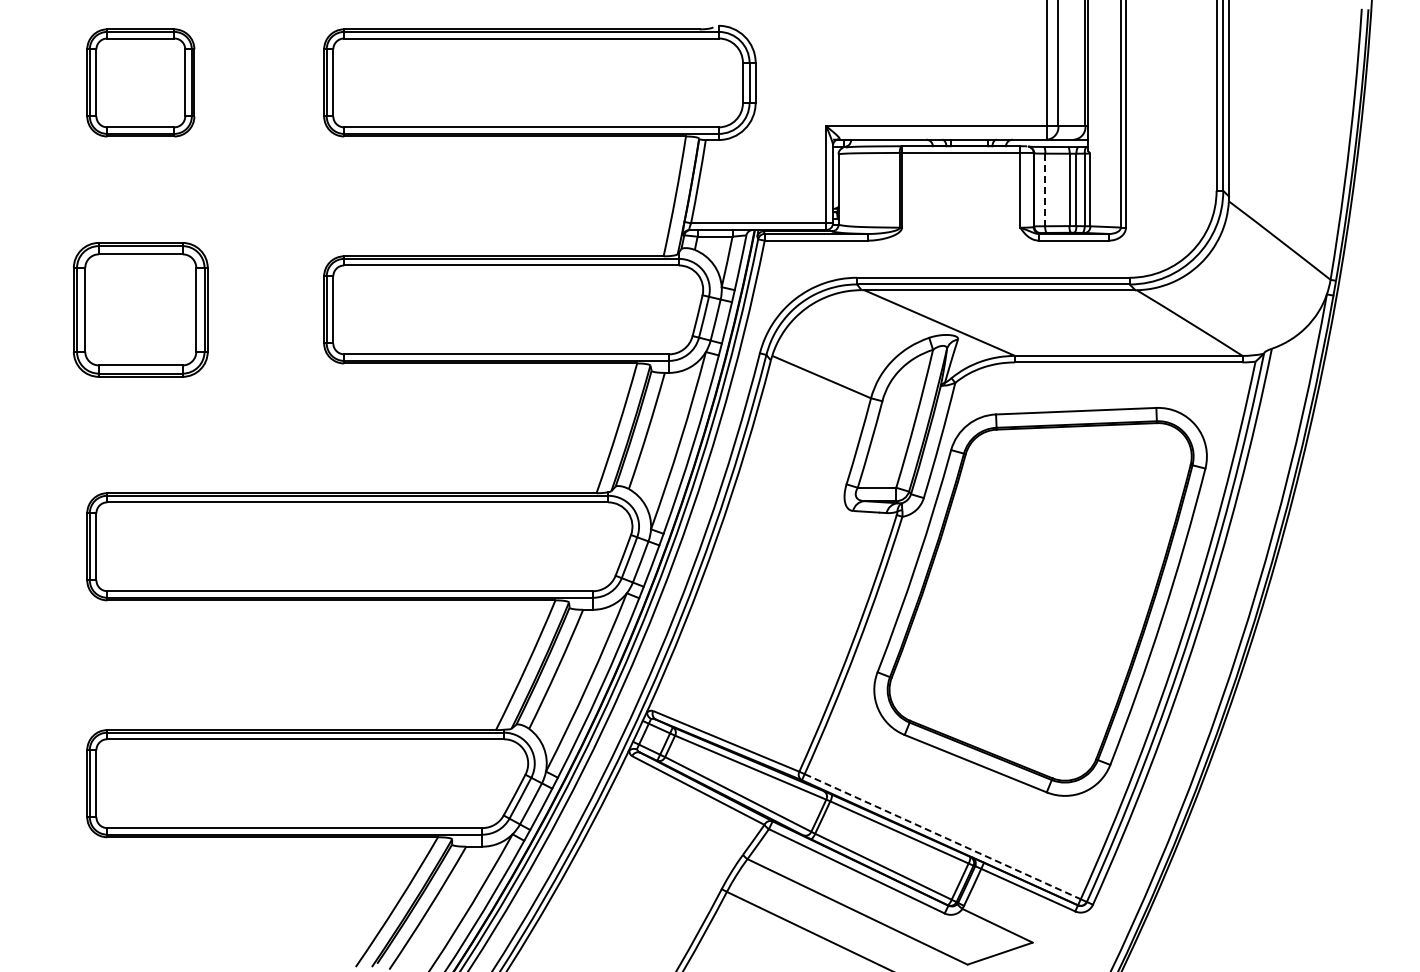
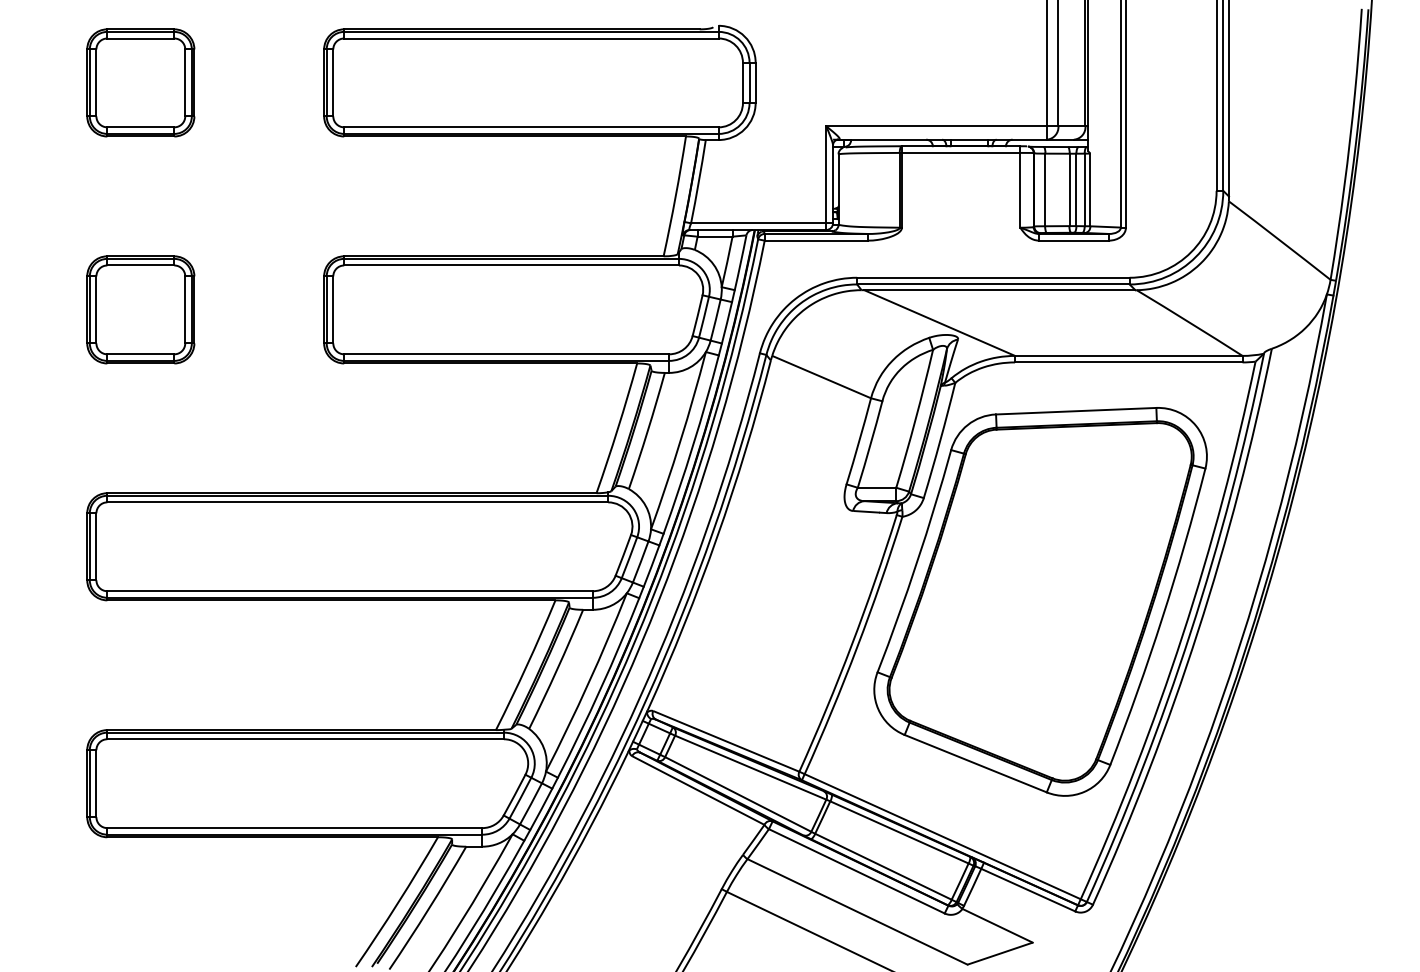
line: dashed -> solid (1045, 190)
part size: 136x136 px -> 110x110 px (140, 309)
line: dashed -> solid (942, 836)
